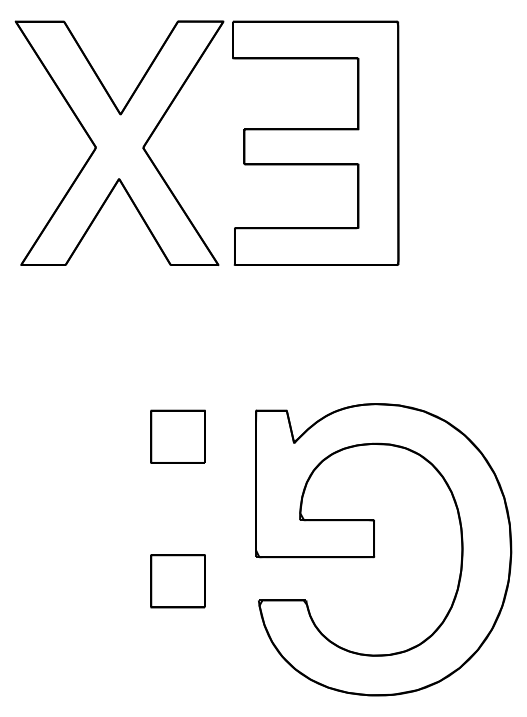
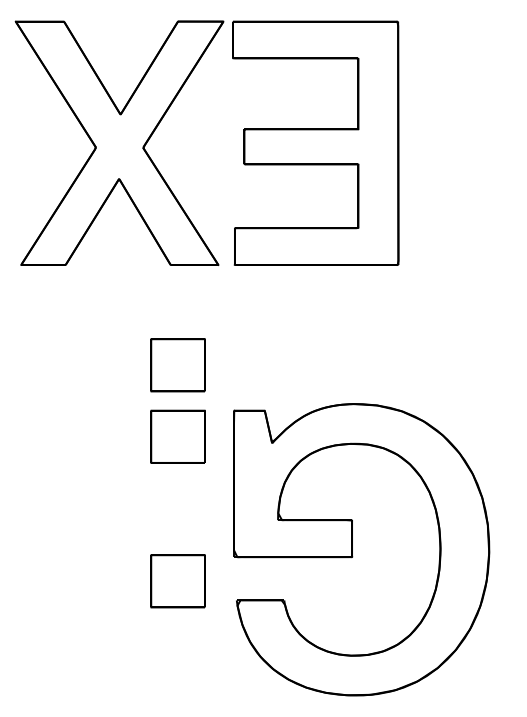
part: none -> present (177, 365)
part position: (374, 549) -> (352, 549) (352, 549)
